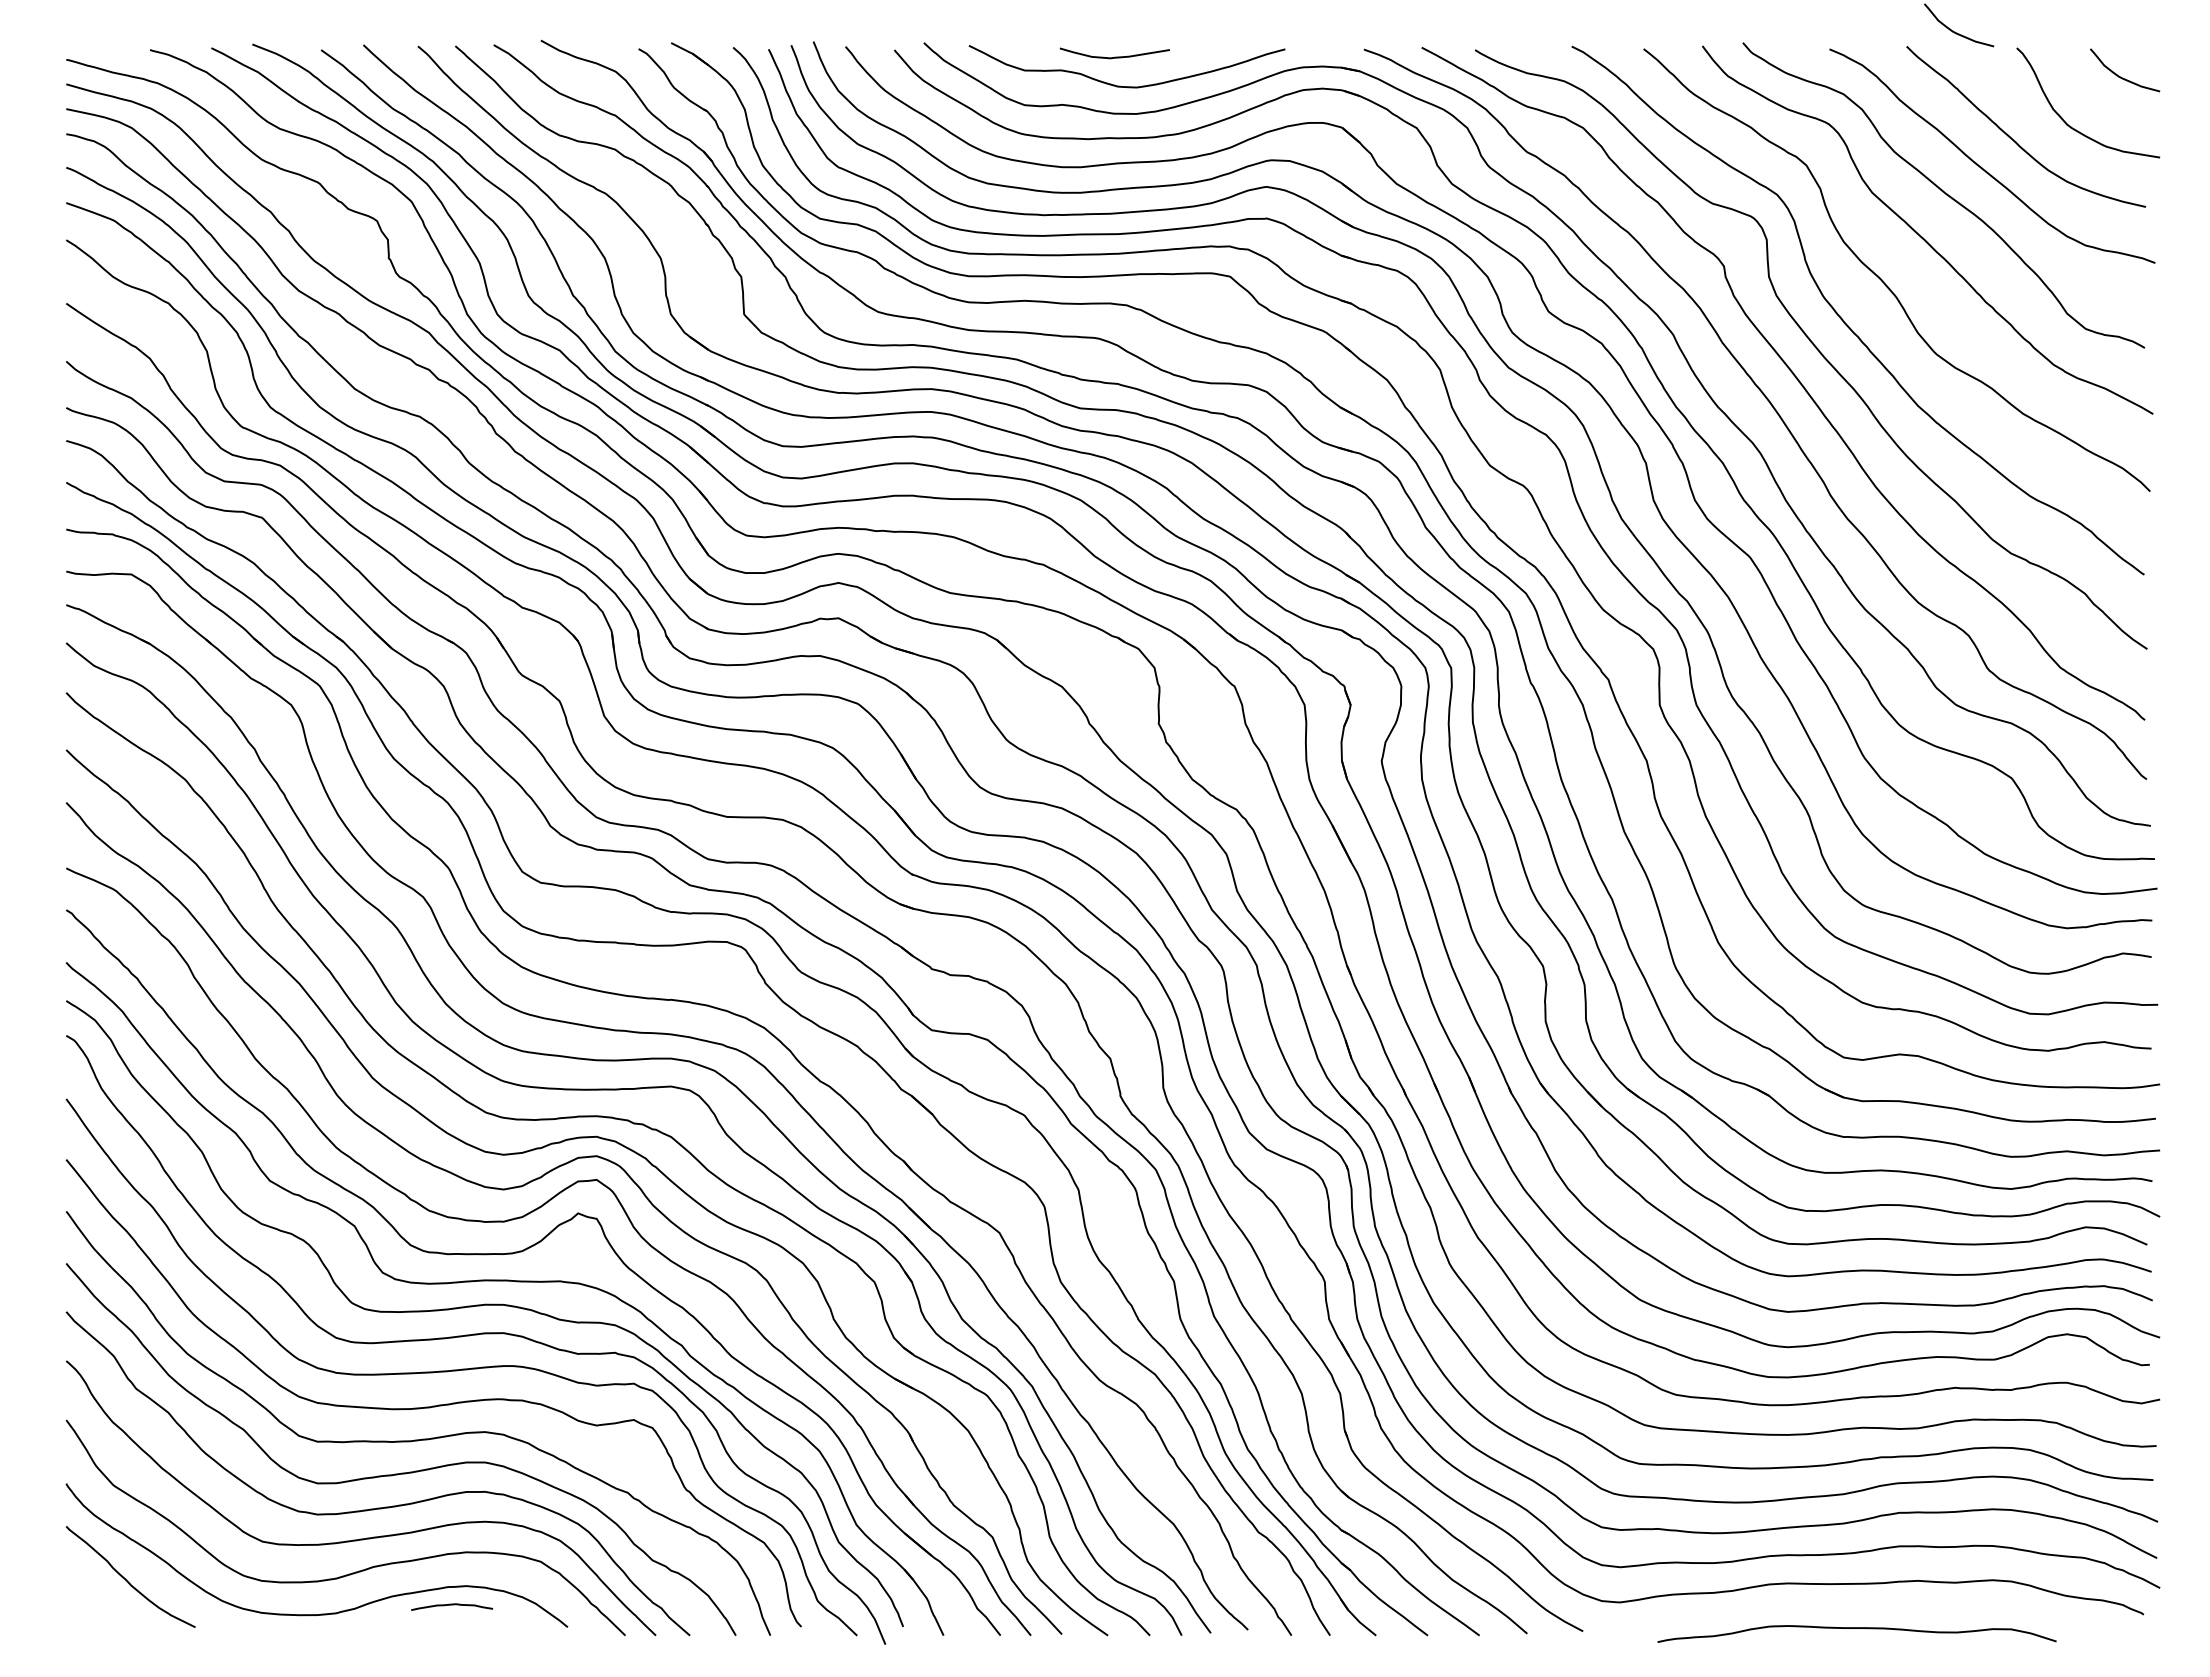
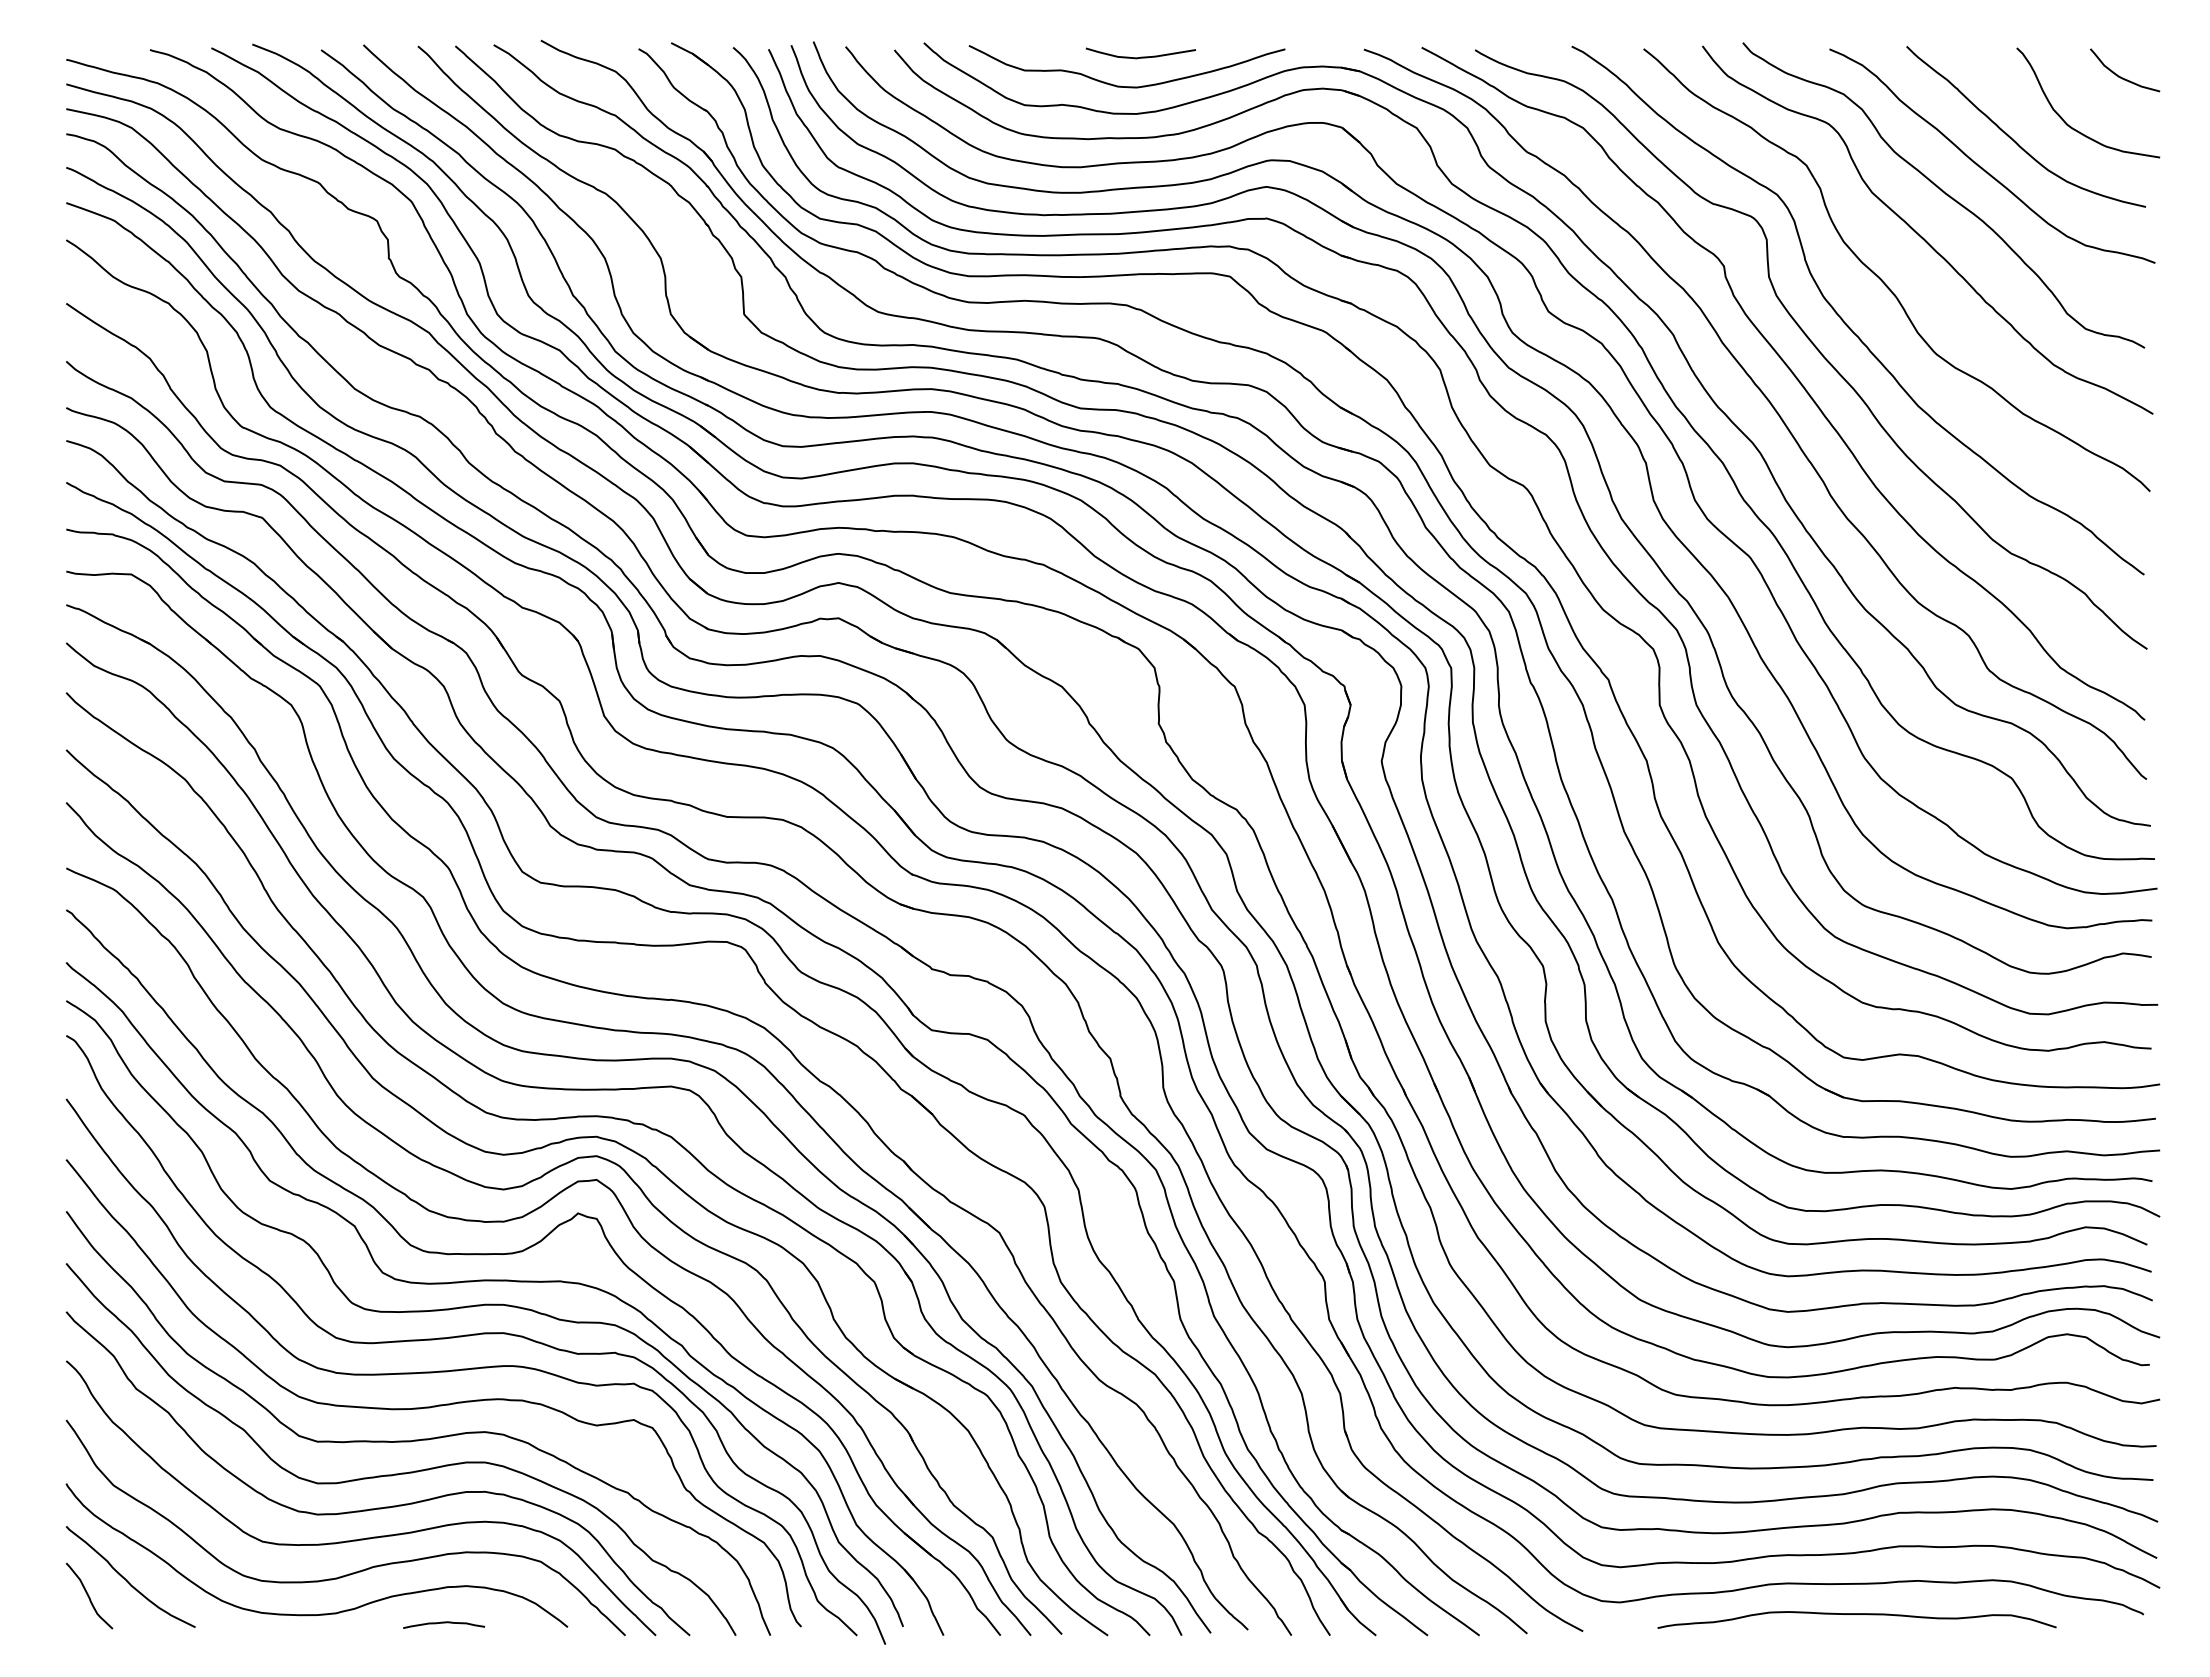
curve: present -> none (1955, 31)
curve position: (1114, 56) -> (1140, 56) (1140, 56)
curve: none -> present (89, 1595)
curve position: (452, 1605) -> (444, 1623) (444, 1623)
curve position: (1856, 1628) -> (1856, 1614) (1856, 1614)
